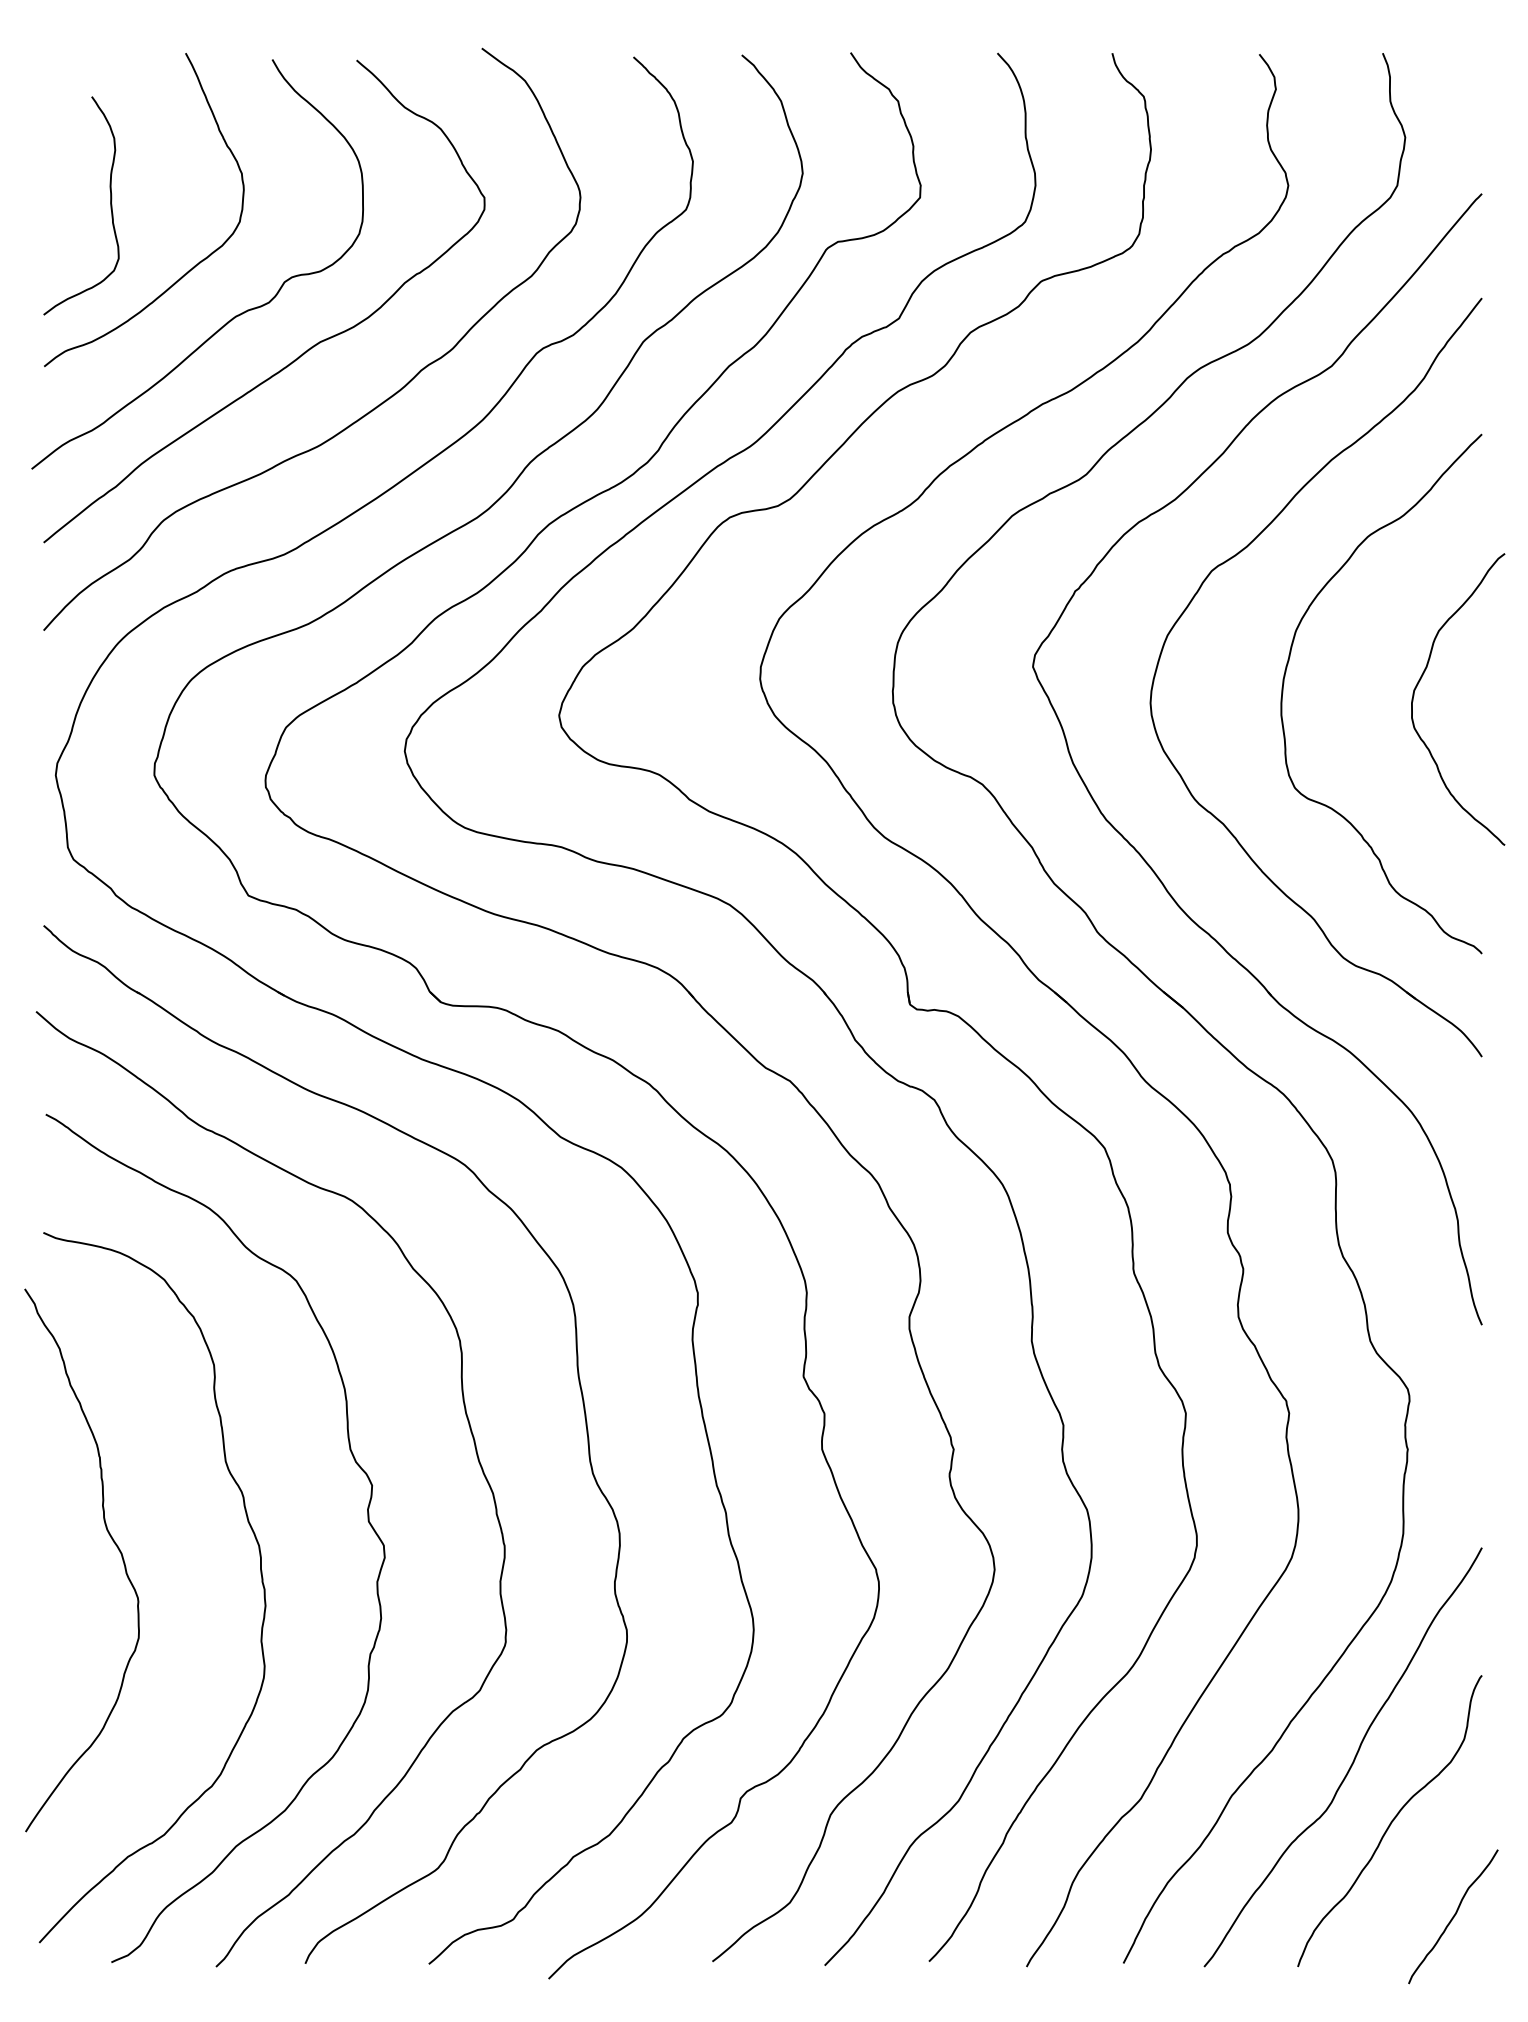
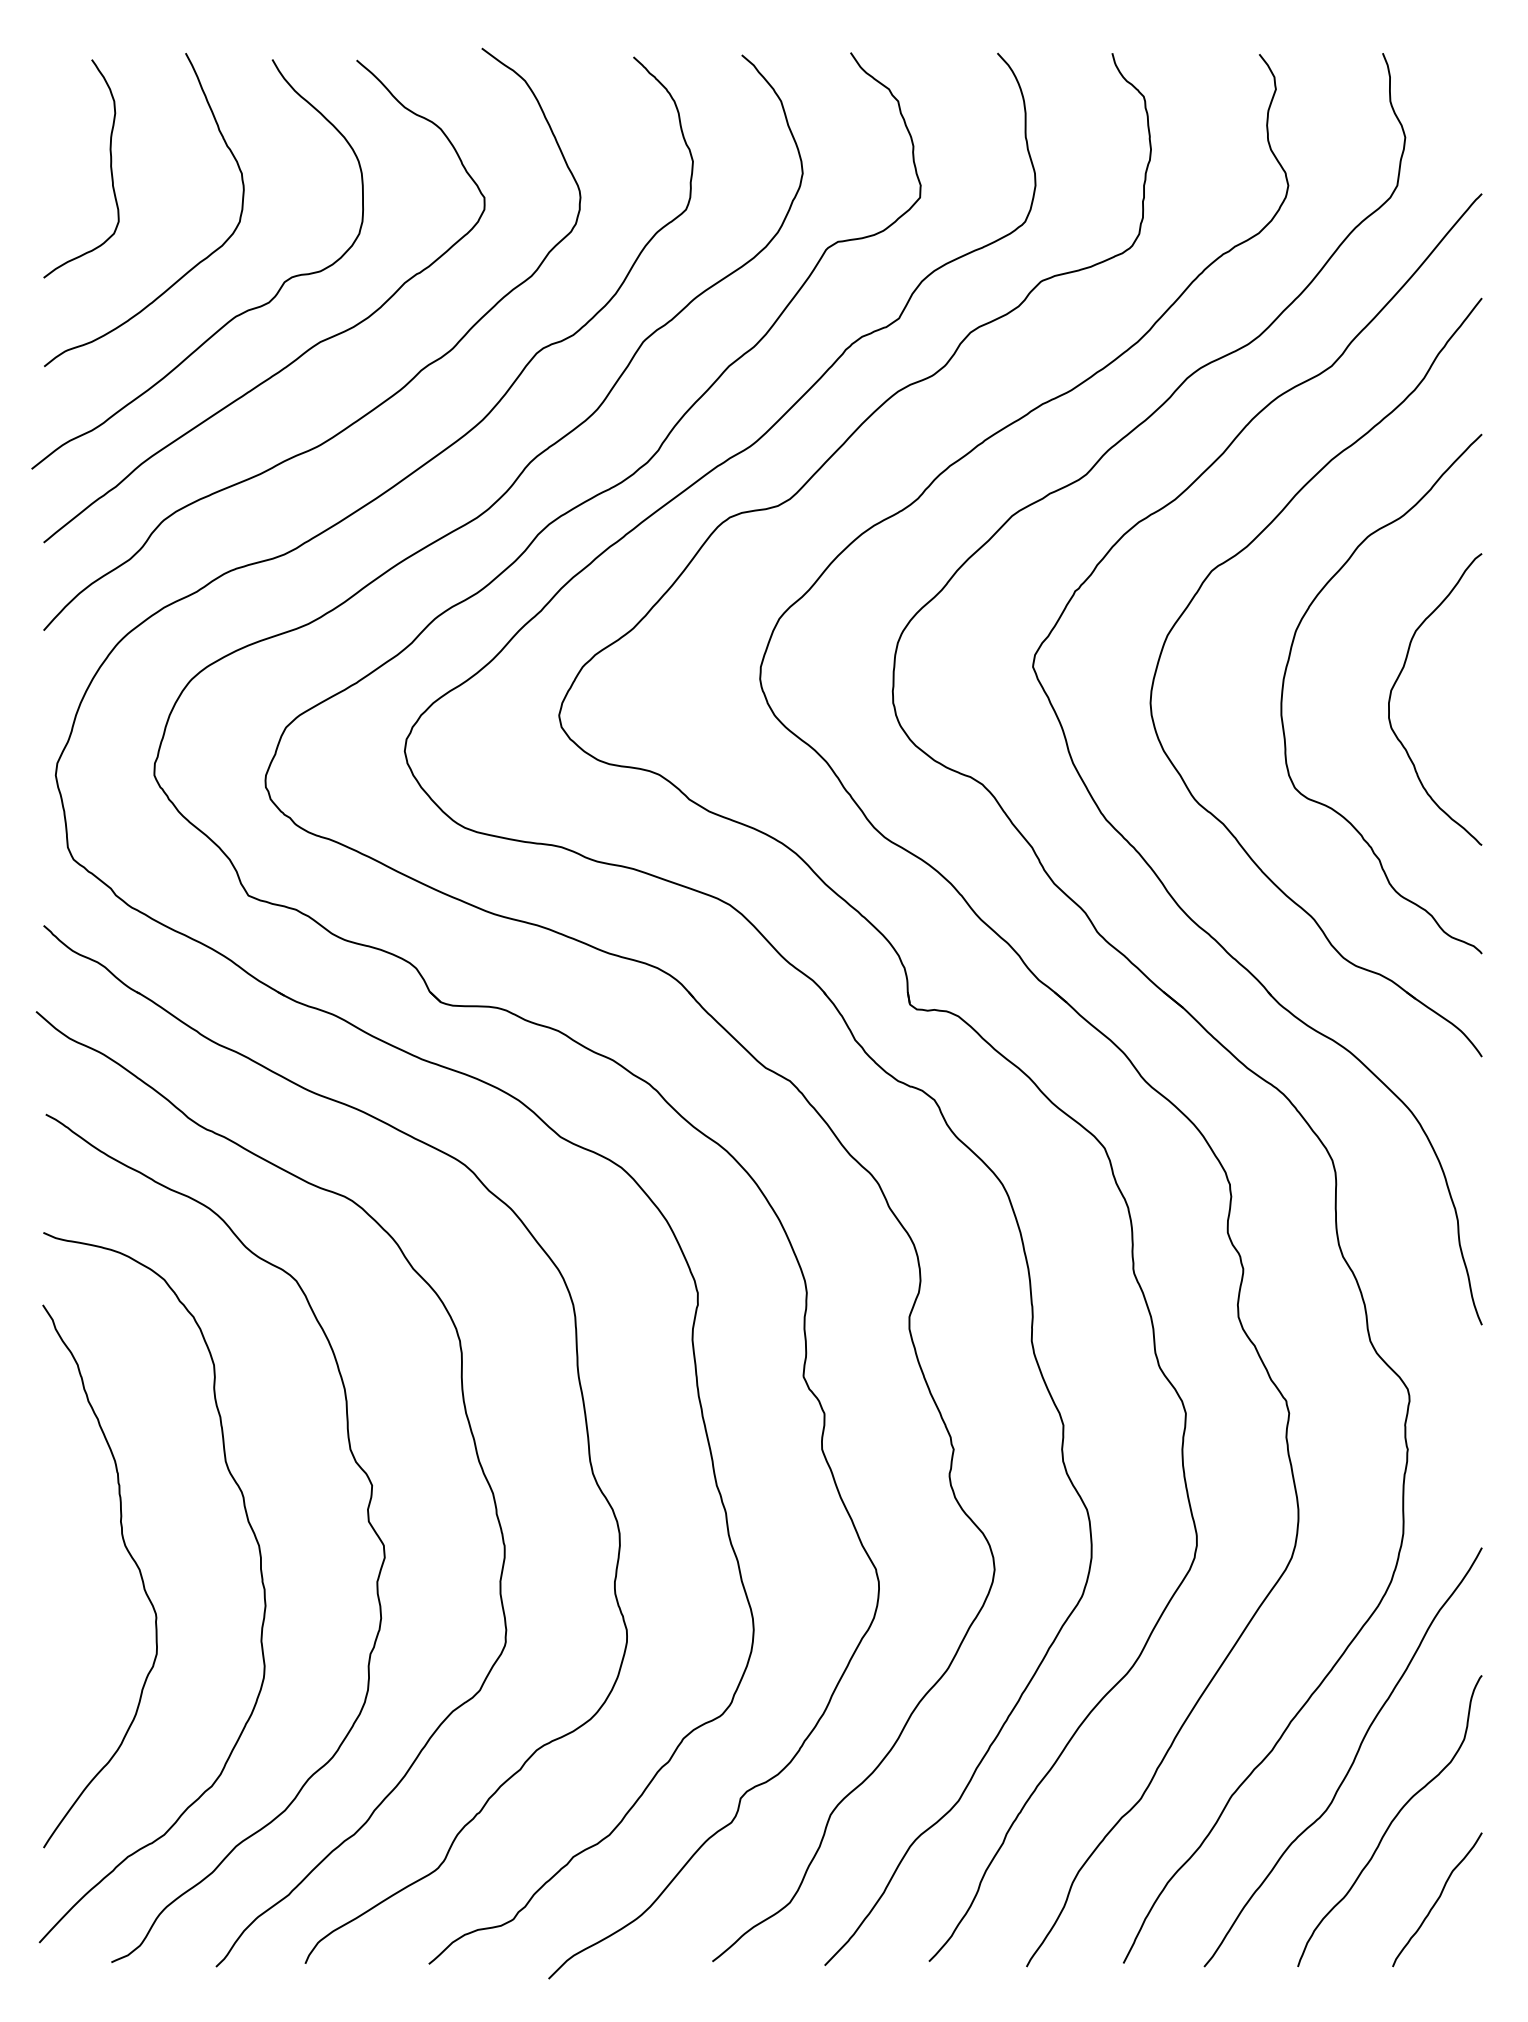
curve position: (110, 205) -> (110, 168) (110, 168)
curve position: (1421, 679) -> (1398, 679) (1398, 679)
curve position: (111, 1539) -> (129, 1555) (129, 1555)
curve position: (1453, 1916) -> (1437, 1899) (1437, 1899)
